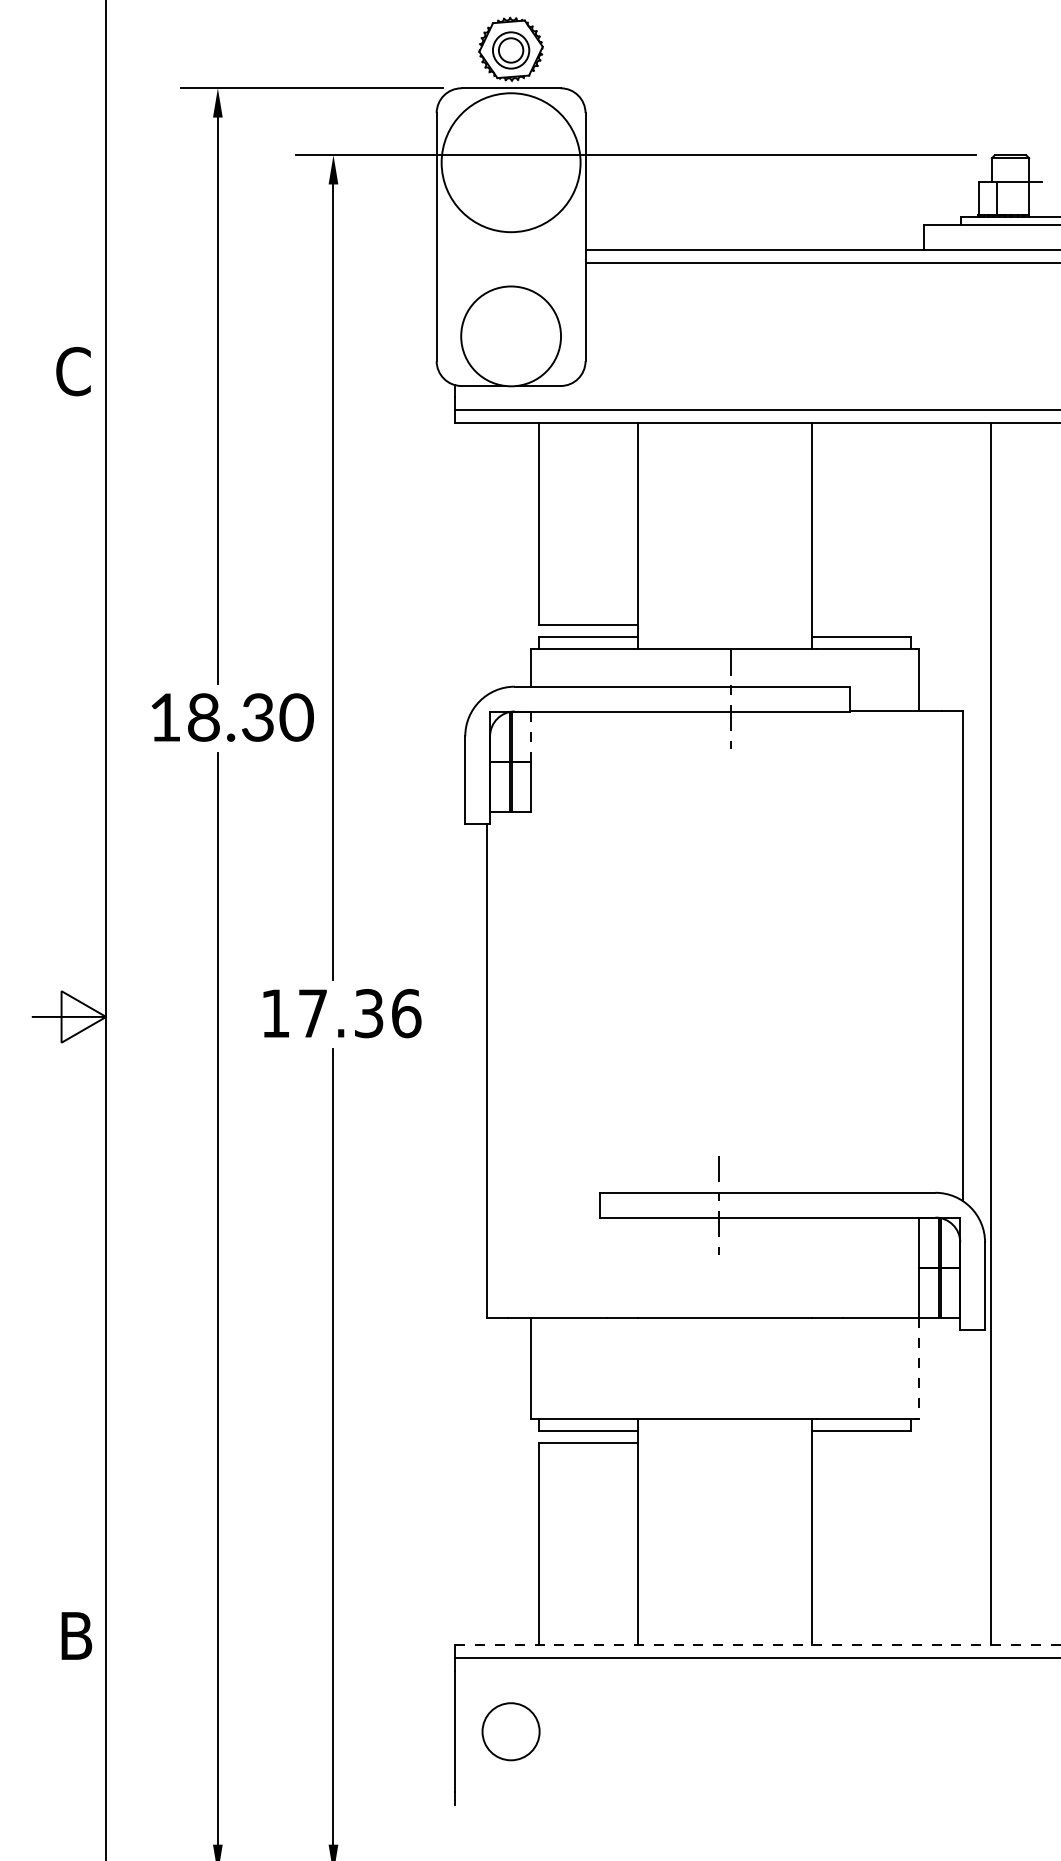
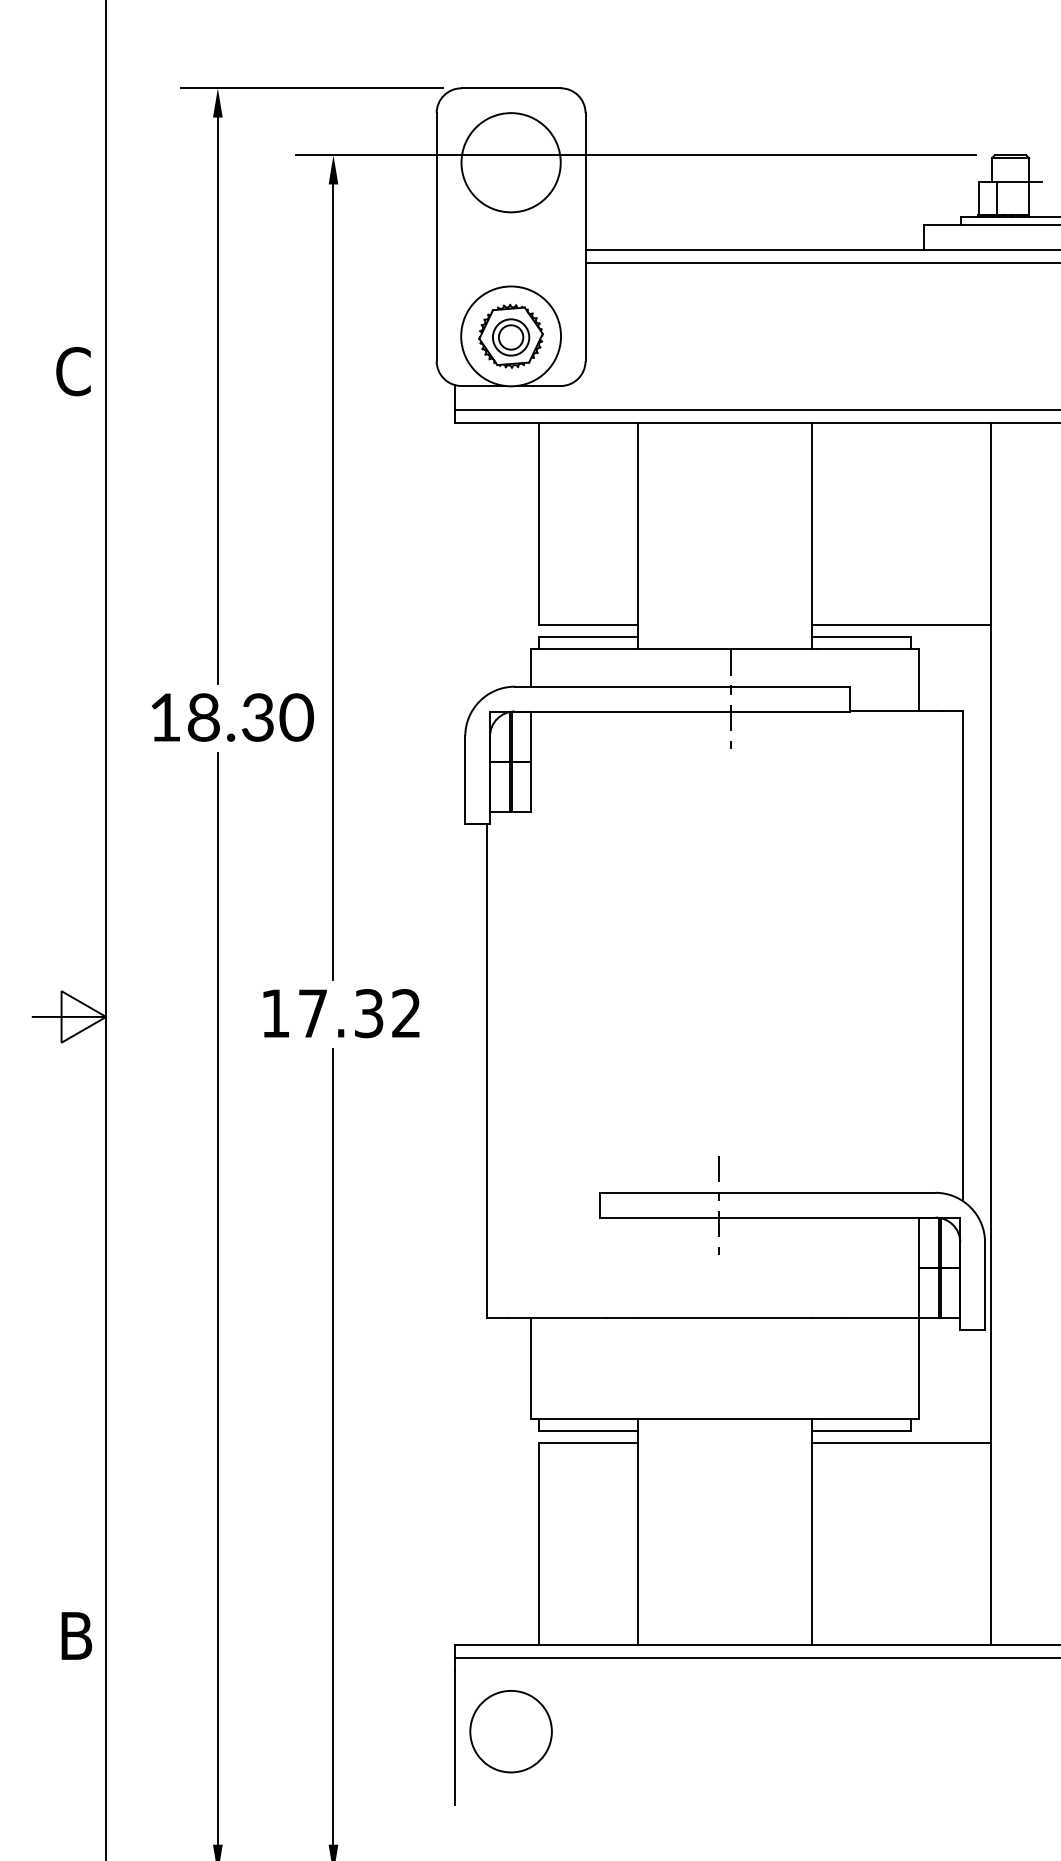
part position: (510, 48) -> (510, 335) (510, 335)
circle diameter: 139 px -> 99 px (510, 162)
line: none -> present (901, 624)
line: dashed -> solid (531, 736)
text: 17.36 -> 17.32 (406, 1013)
line: dashed -> solid (919, 1368)
line: none -> present (901, 1443)
line: dashed -> solid (758, 1644)
circle size: 60x60 px -> 84x84 px (510, 1731)
